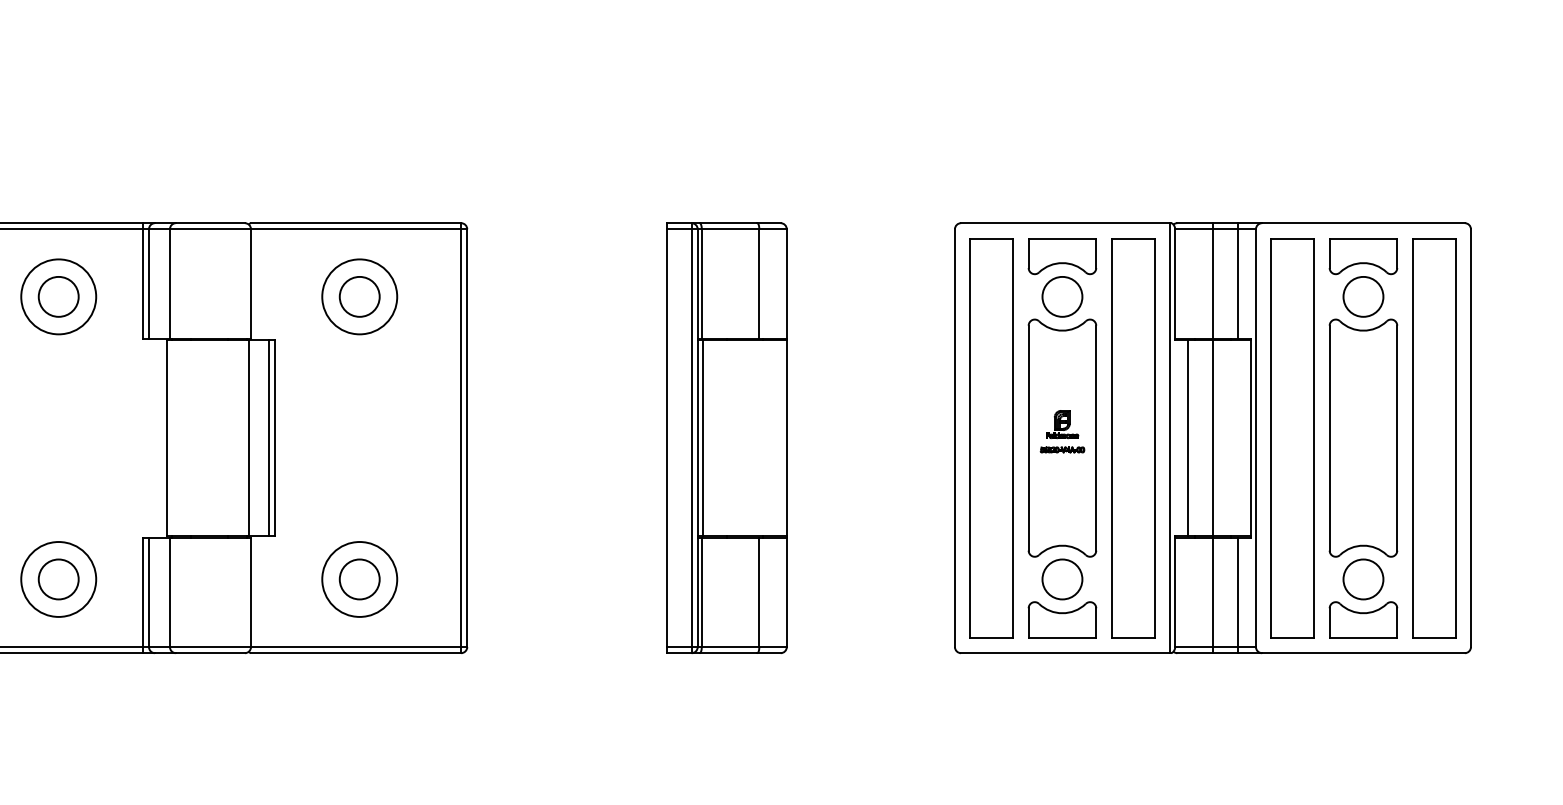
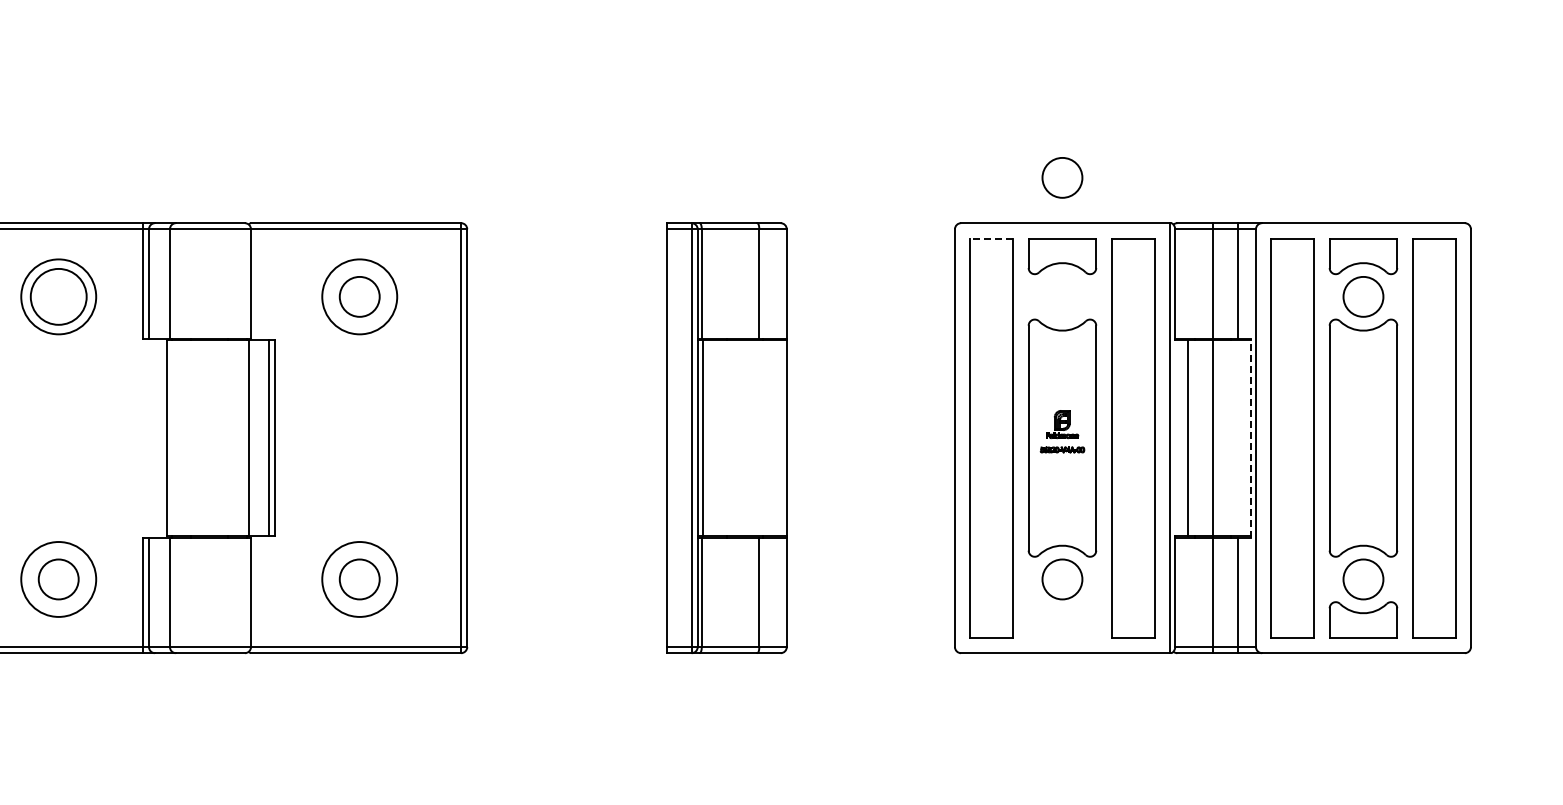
line: solid -> dashed (991, 238)
circle diameter: 40 px -> 56 px (58, 296)
circle position: (1062, 296) -> (1062, 177) (1062, 177)
line: solid -> dashed (1250, 438)
part: present -> none (1062, 619)
